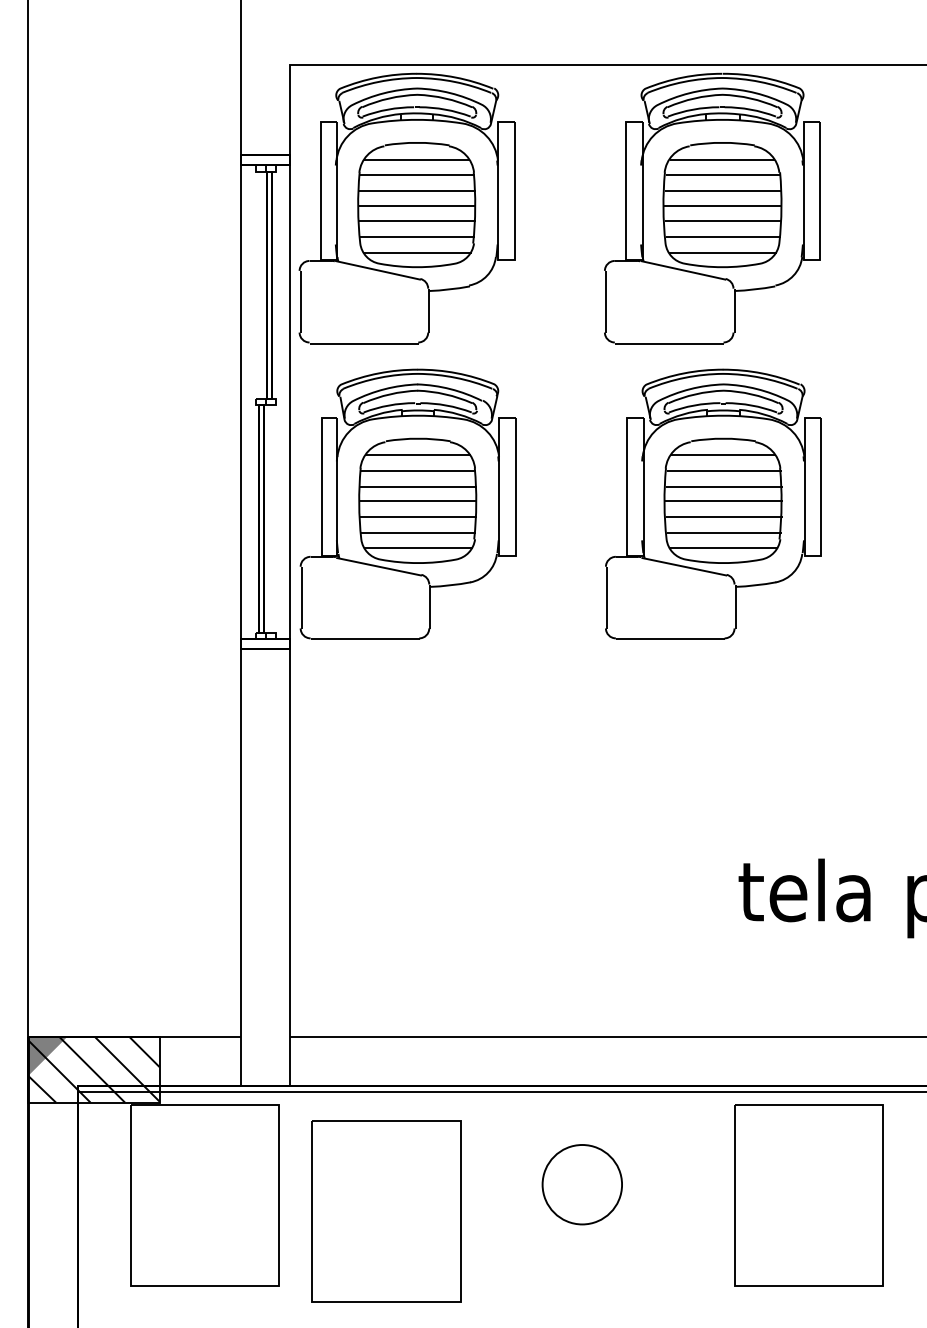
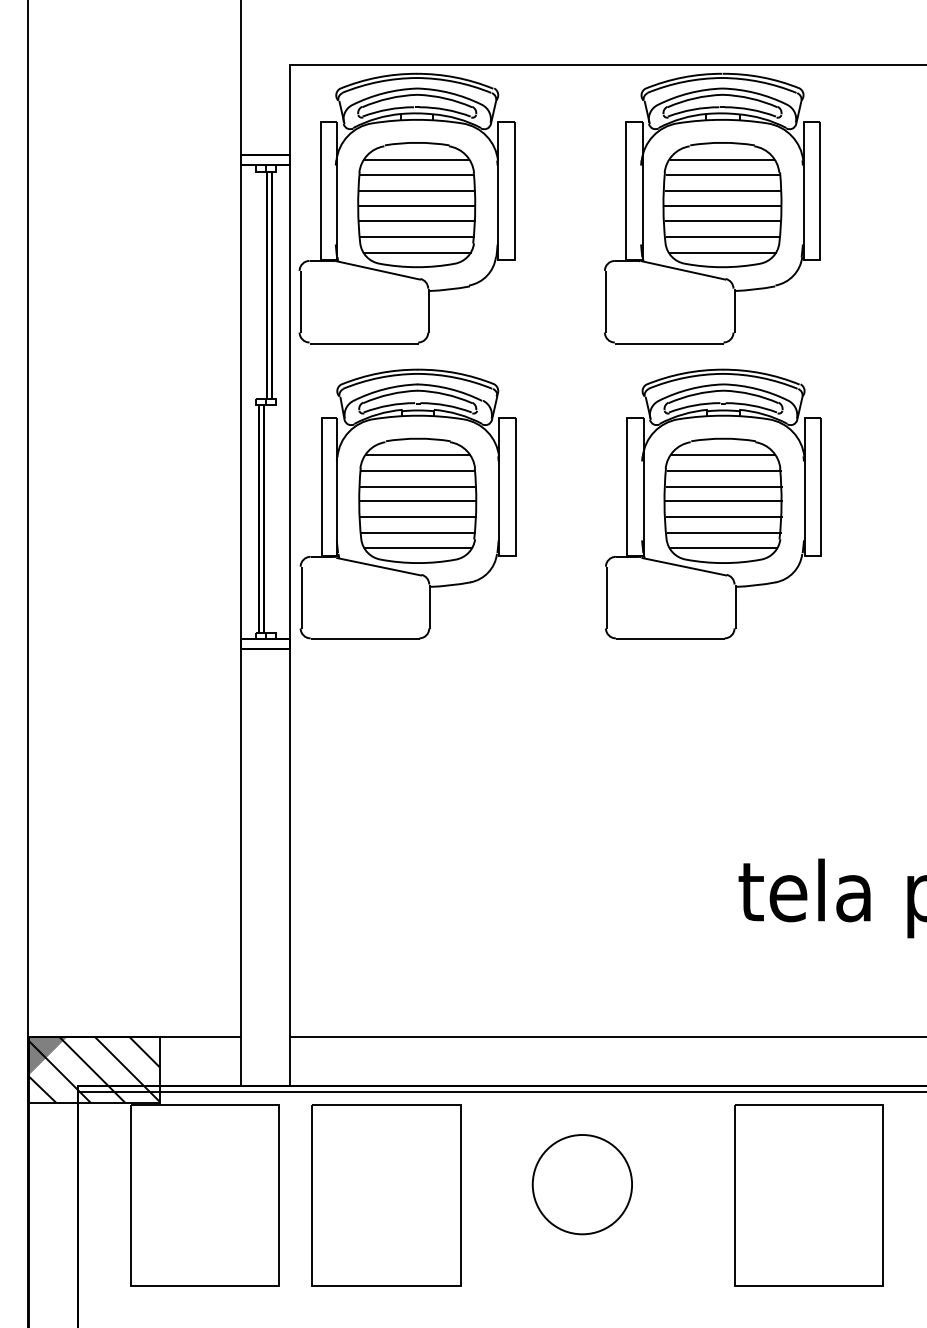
circle size: 82x82 px -> 102x102 px (581, 1184)
part position: (386, 1211) -> (386, 1195) (386, 1195)
